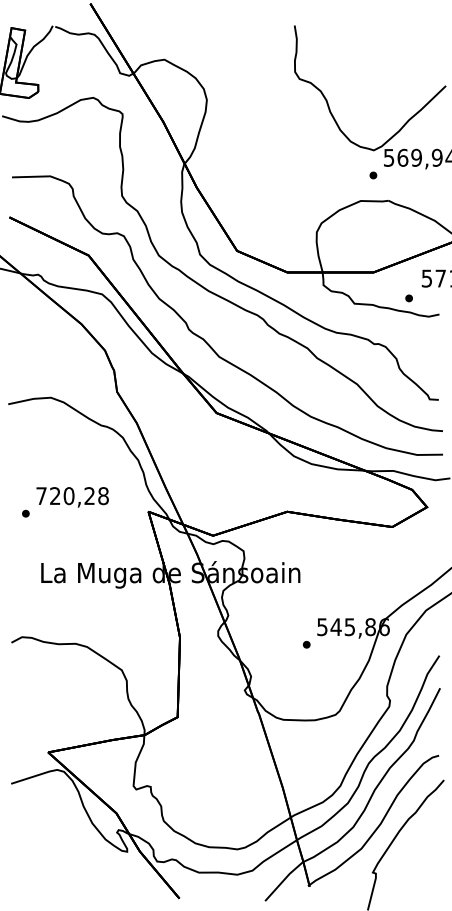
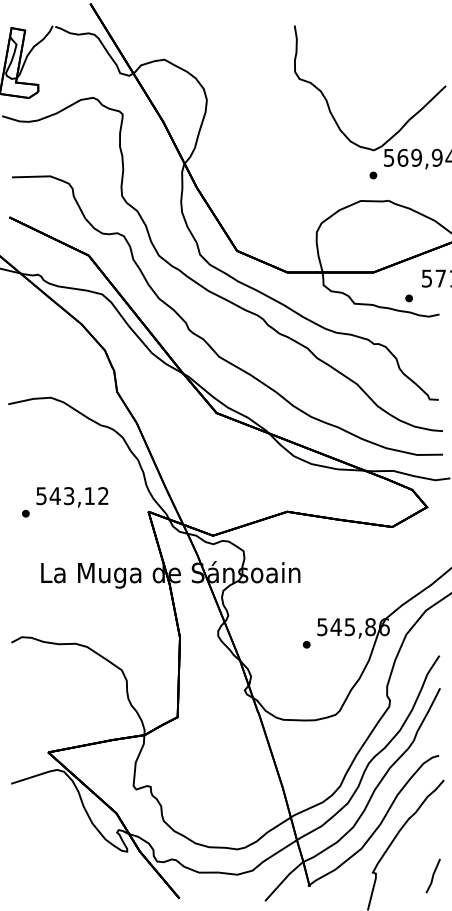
text: 720,28 -> 543,12 (72, 496)
line: none -> present (432, 875)
